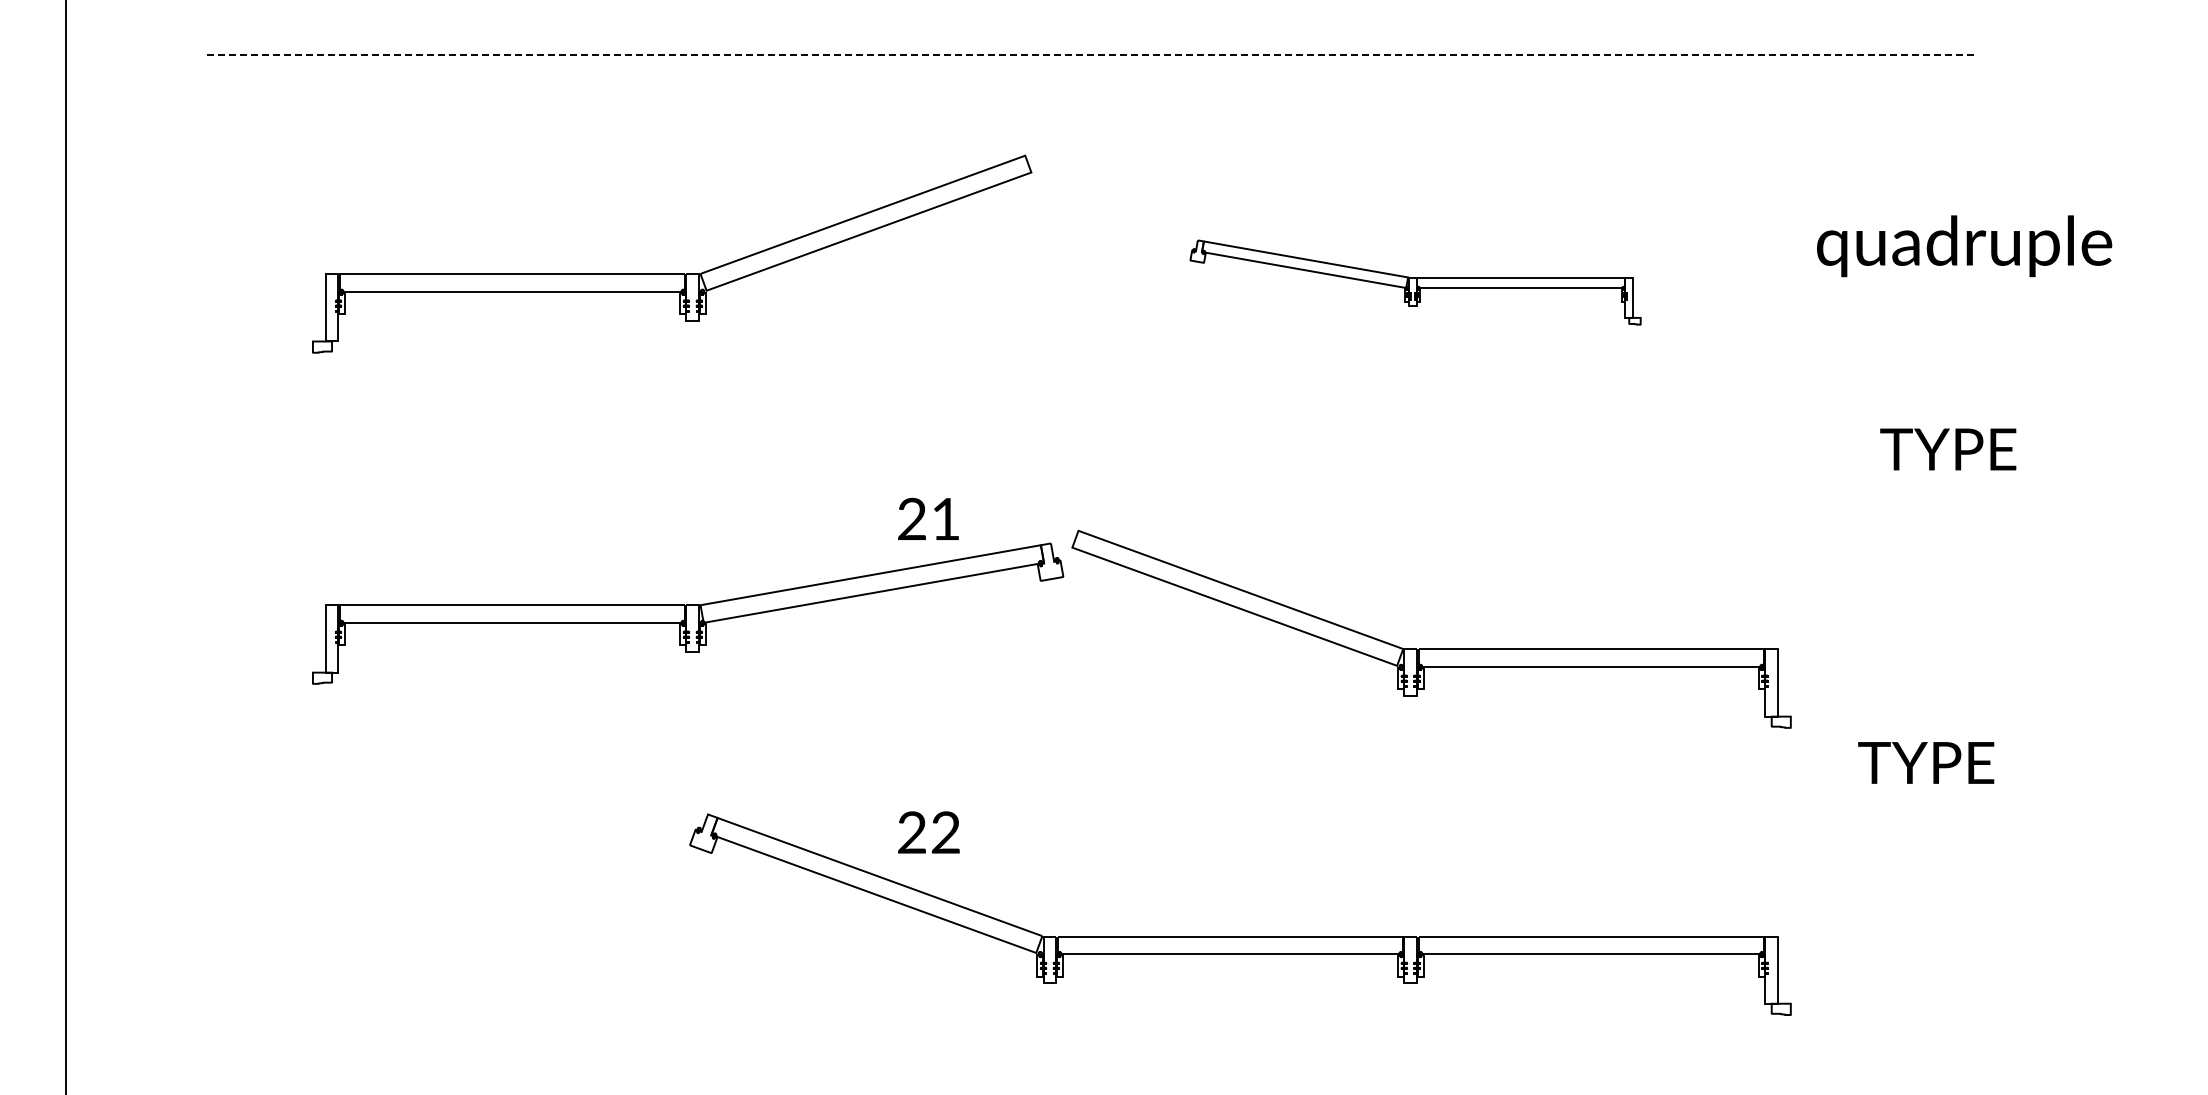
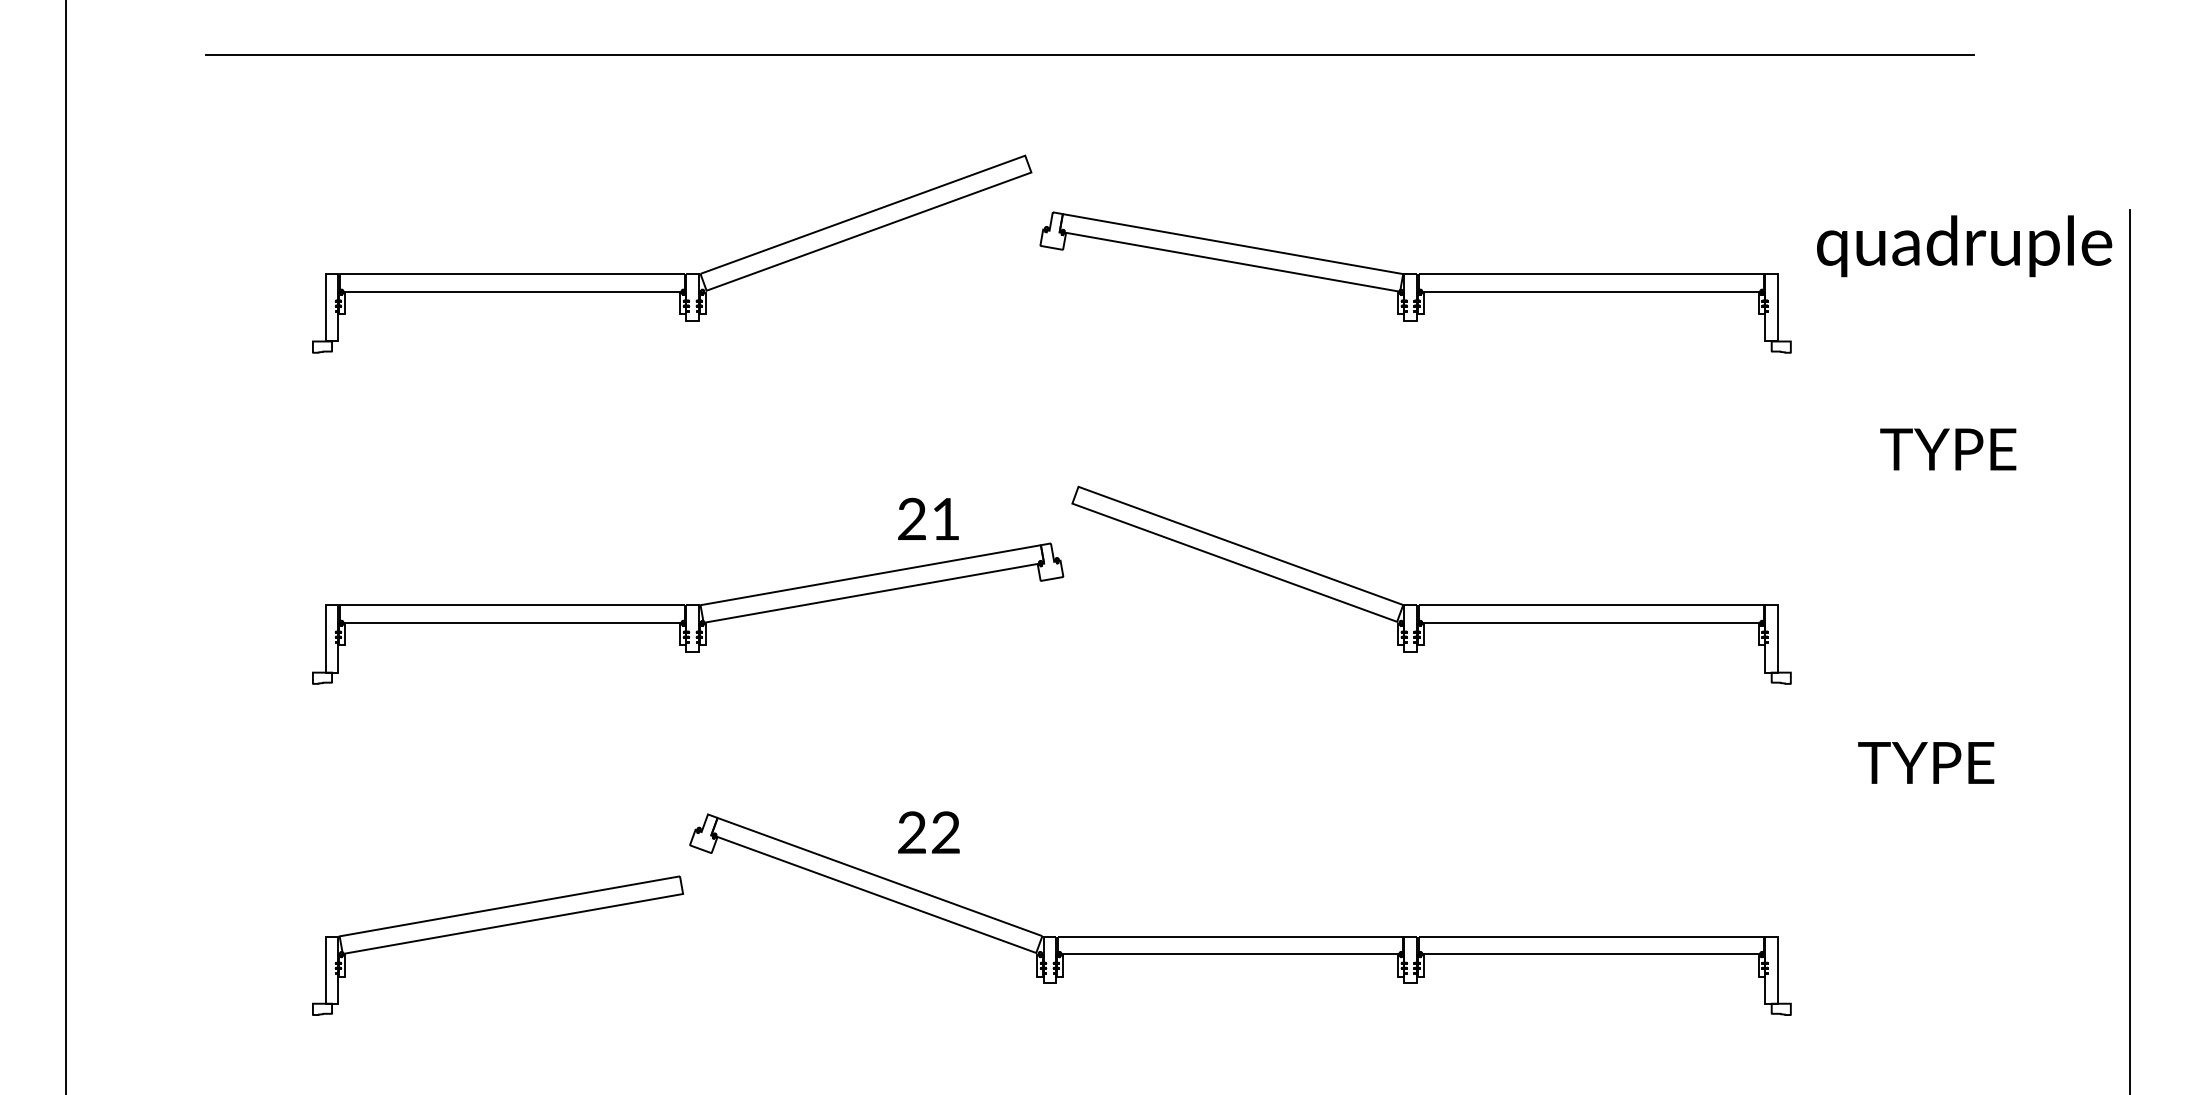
line: dashed -> solid (1089, 54)
part size: 453x87 px -> 753x143 px (1415, 282)
part position: (1431, 648) -> (1431, 604) (1431, 604)
line: none -> present (2129, 650)
part: none -> present (494, 928)
